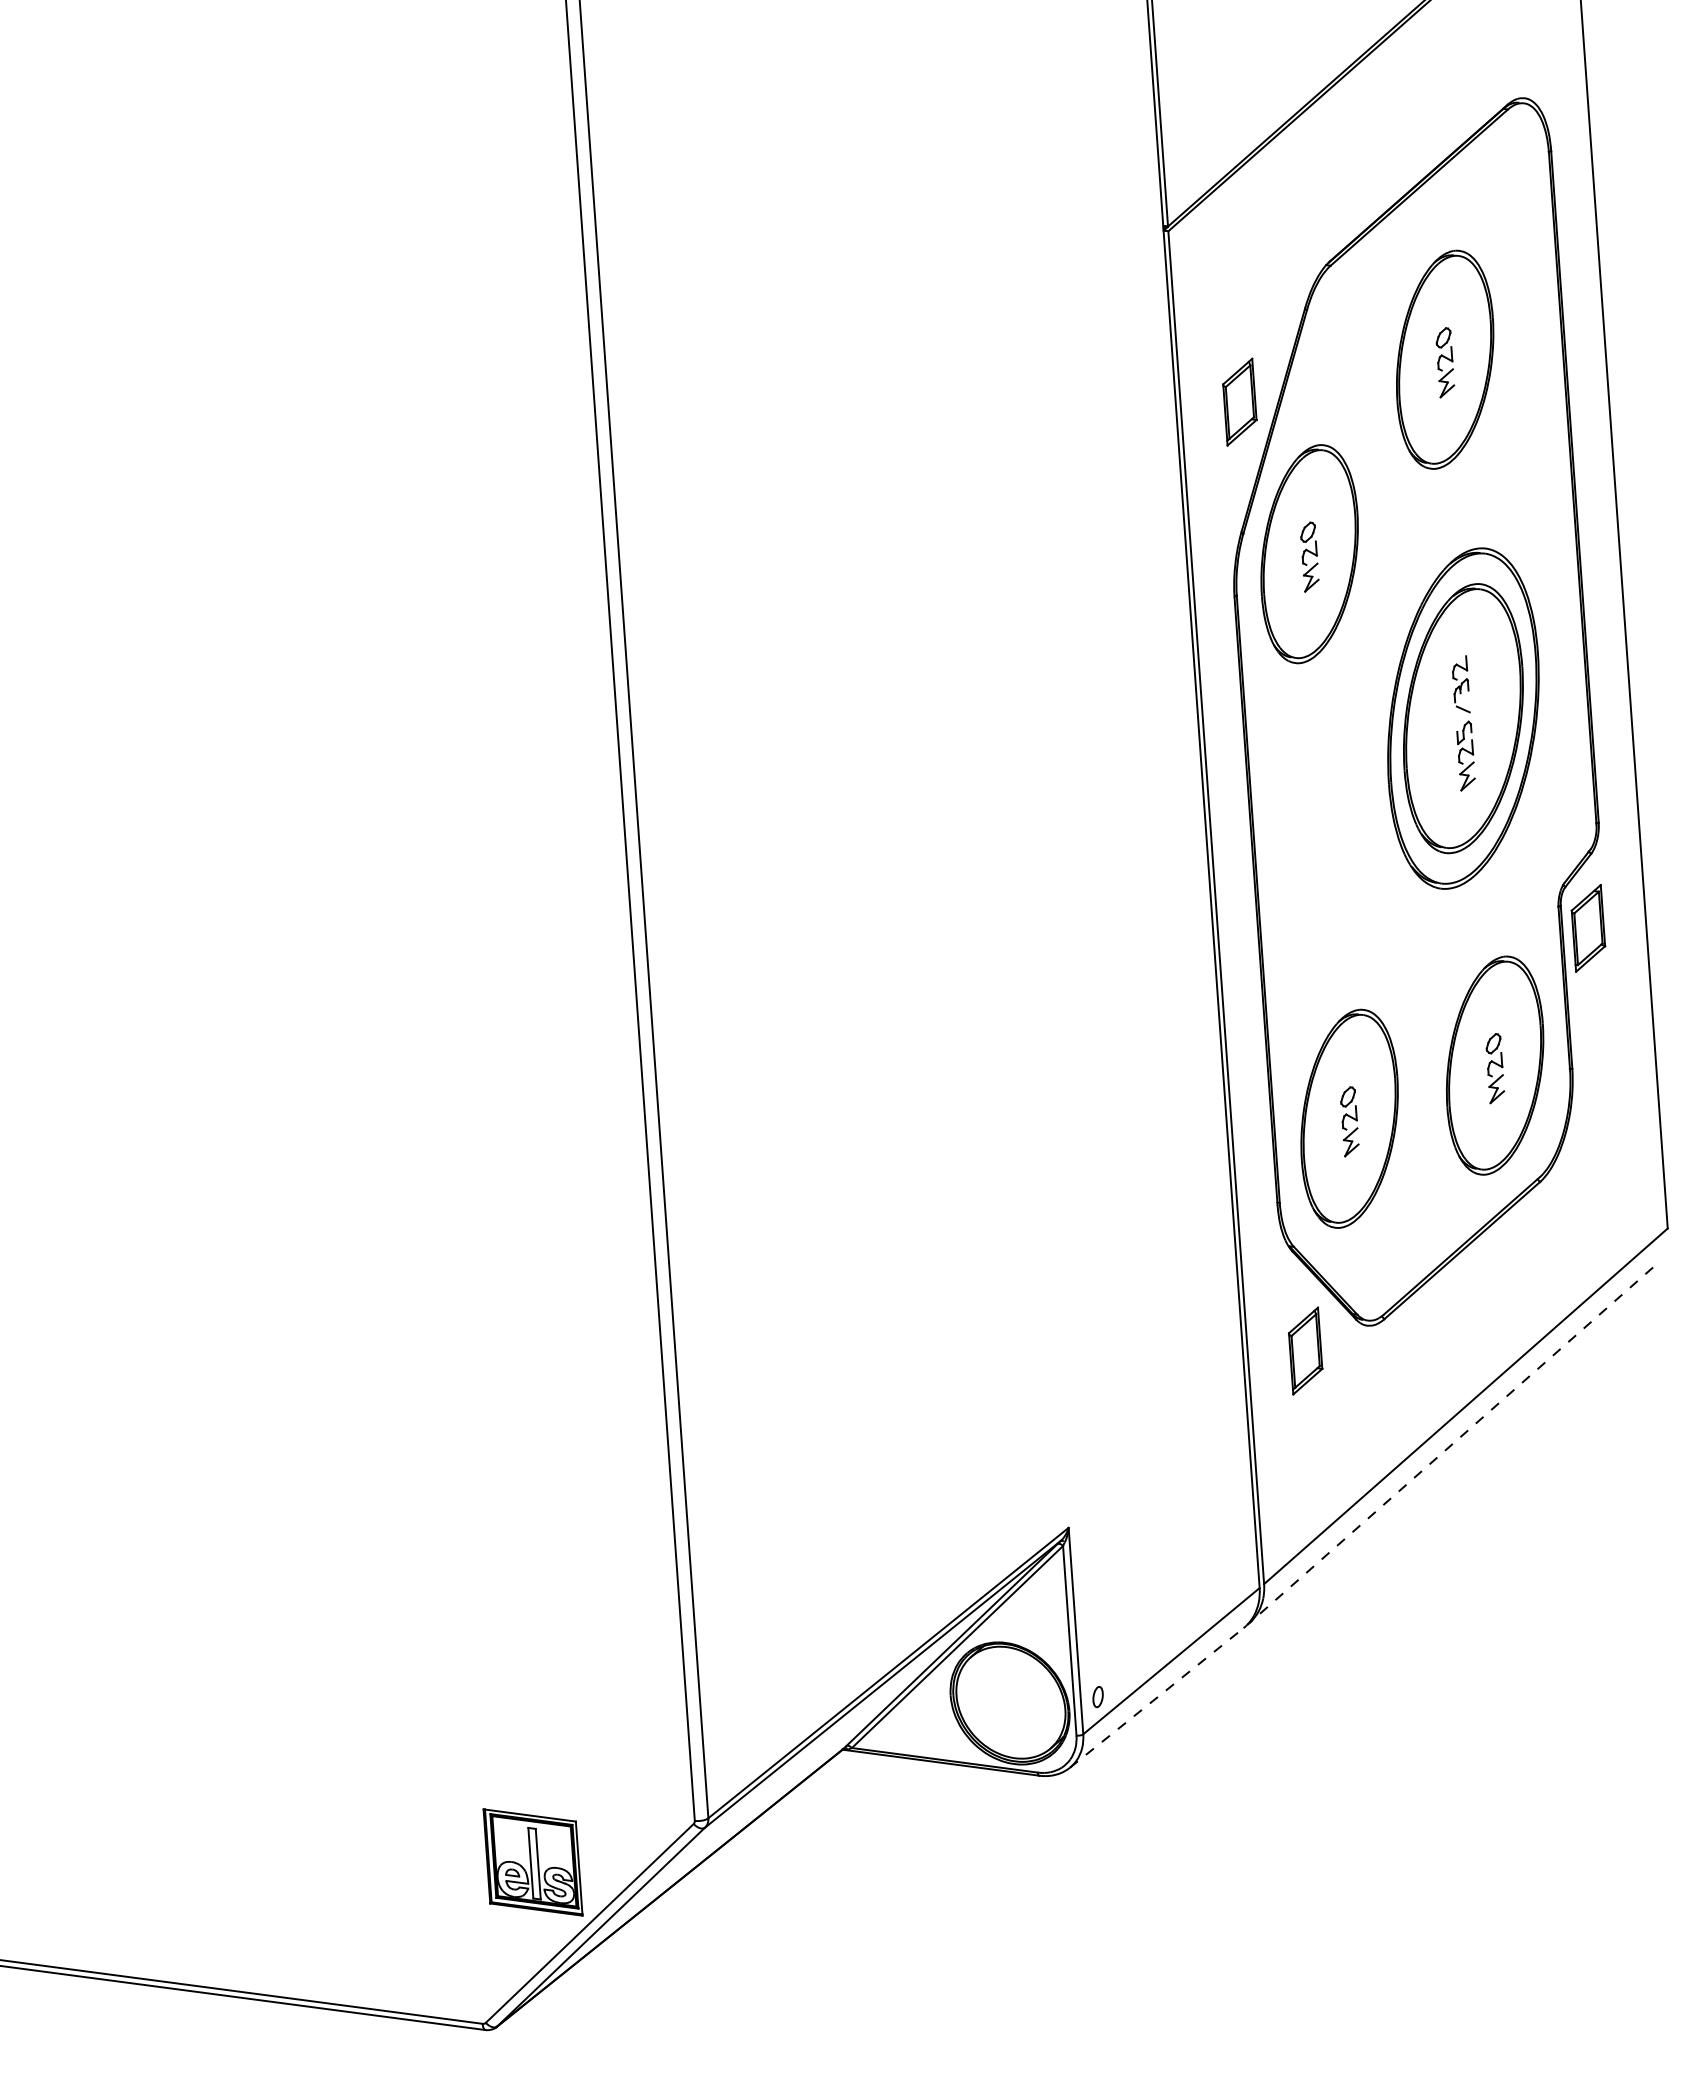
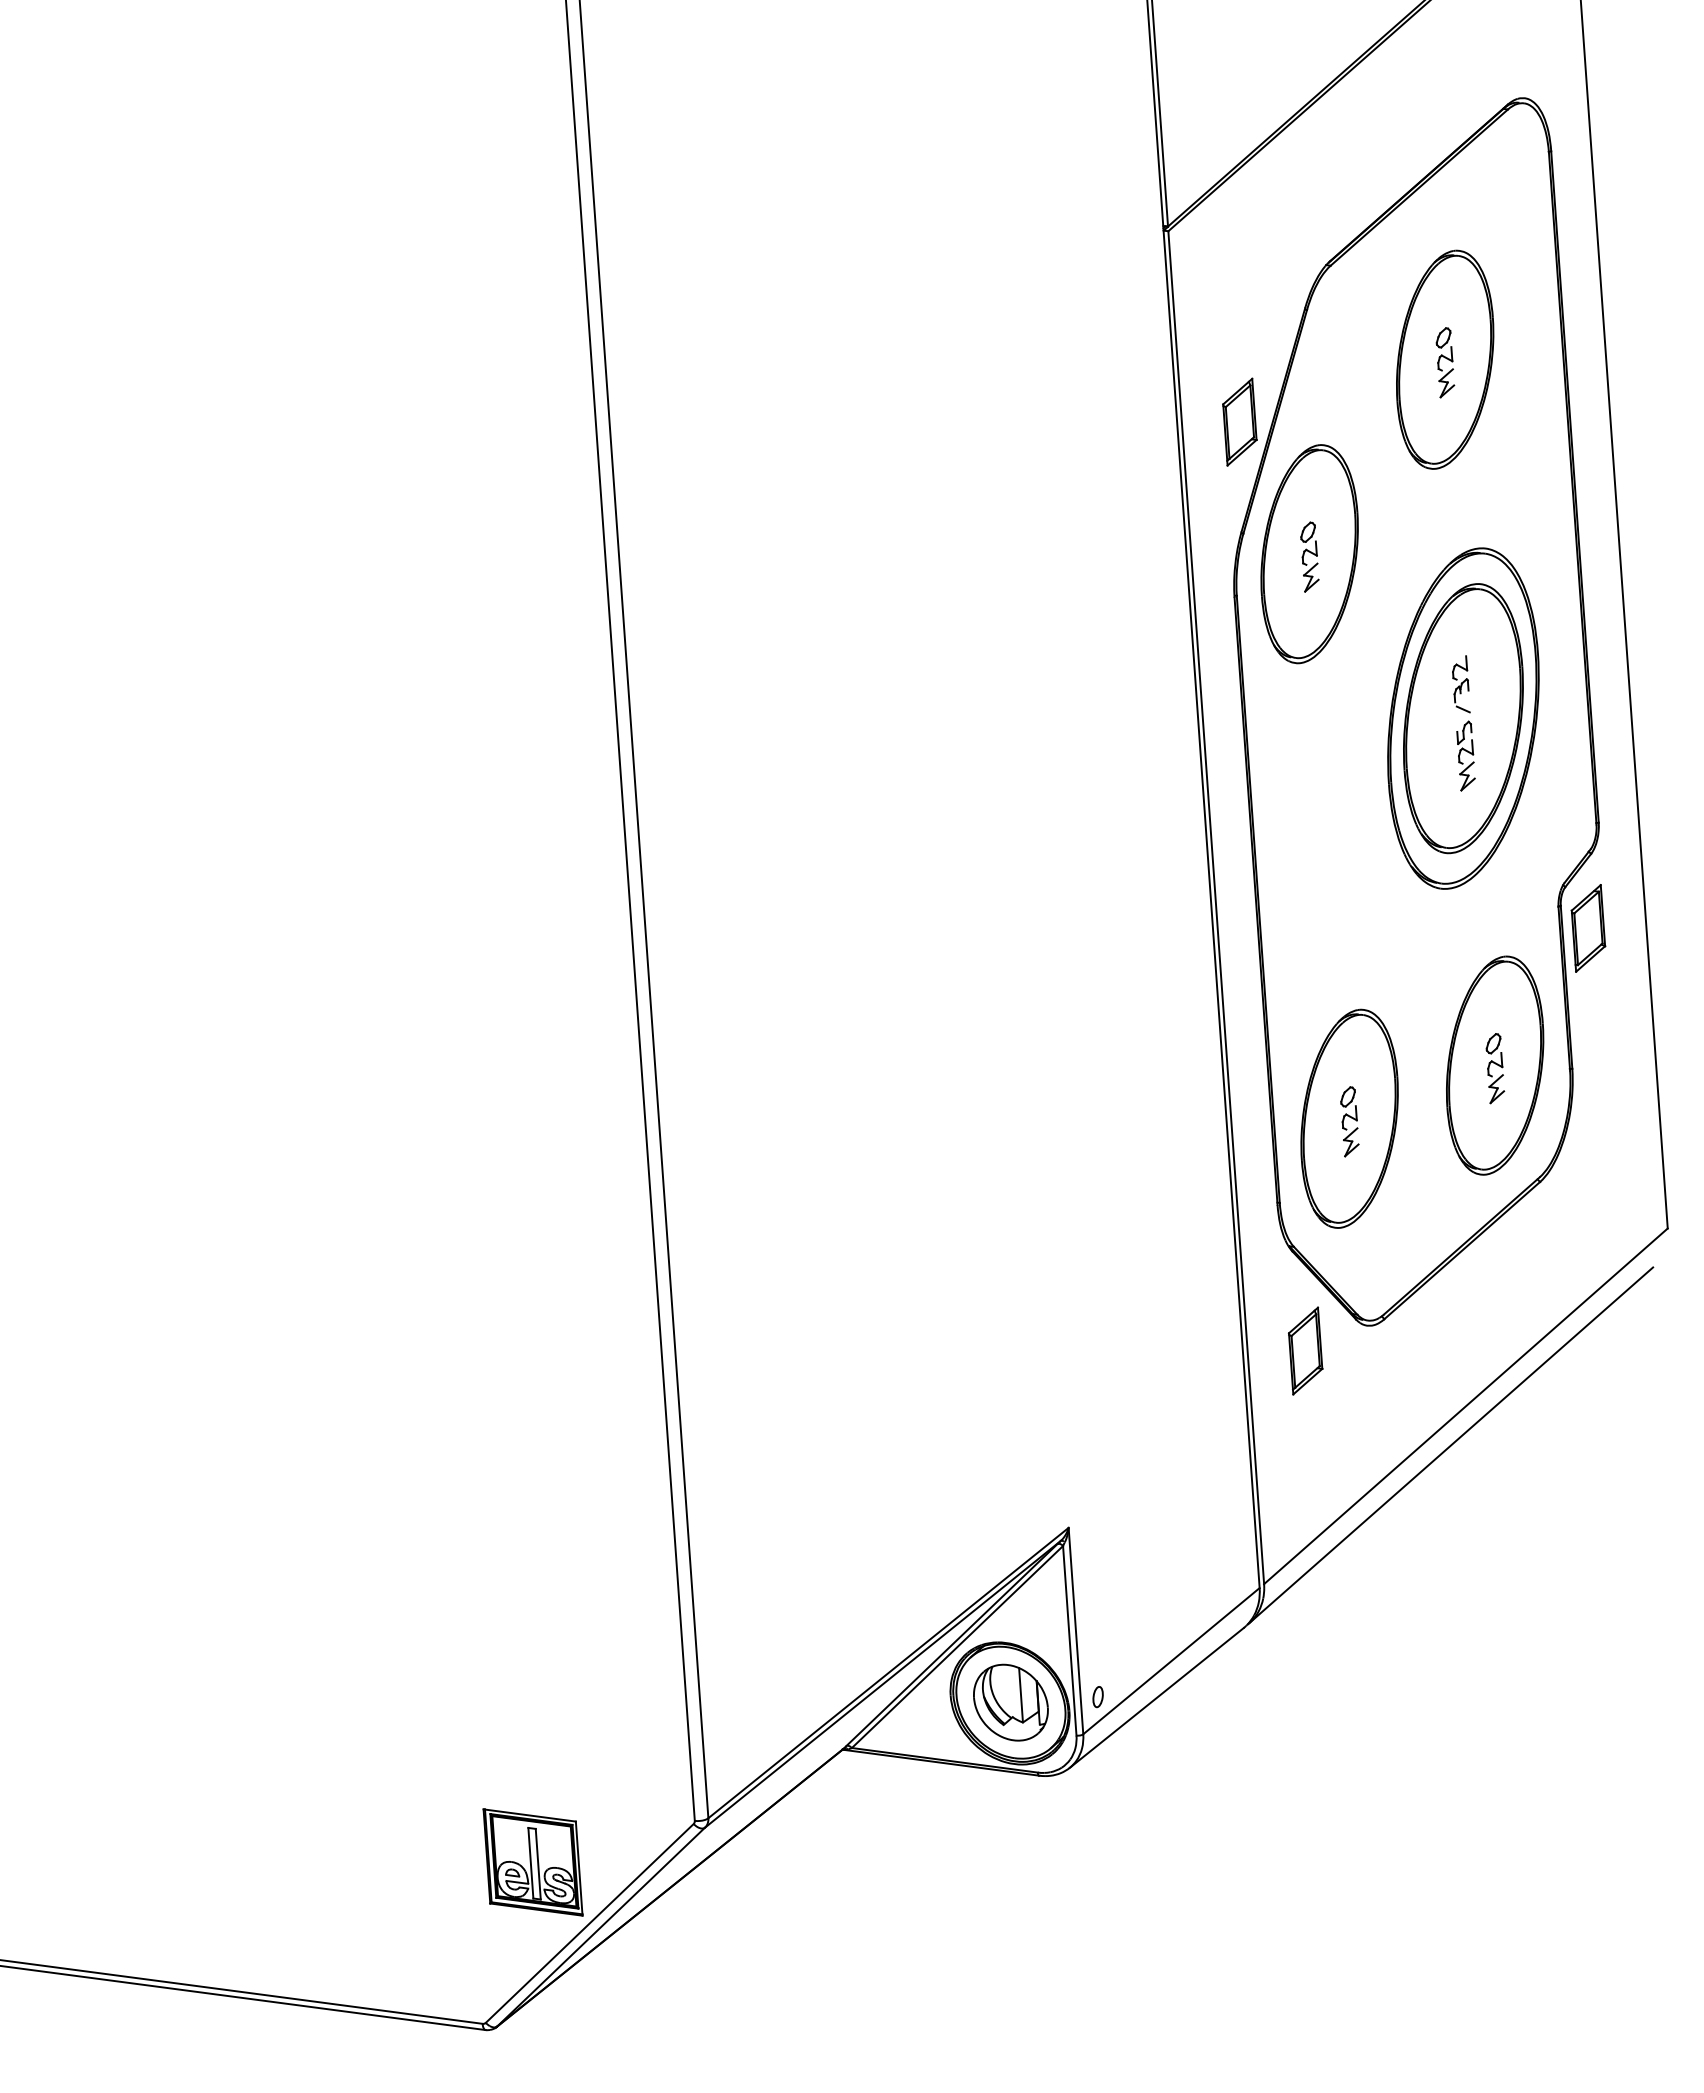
part position: (1239, 401) -> (1239, 421) (1239, 421)
line: dashed -> solid (1451, 1445)
line: dashed -> solid (1157, 1697)
part: none -> present (1010, 1702)
